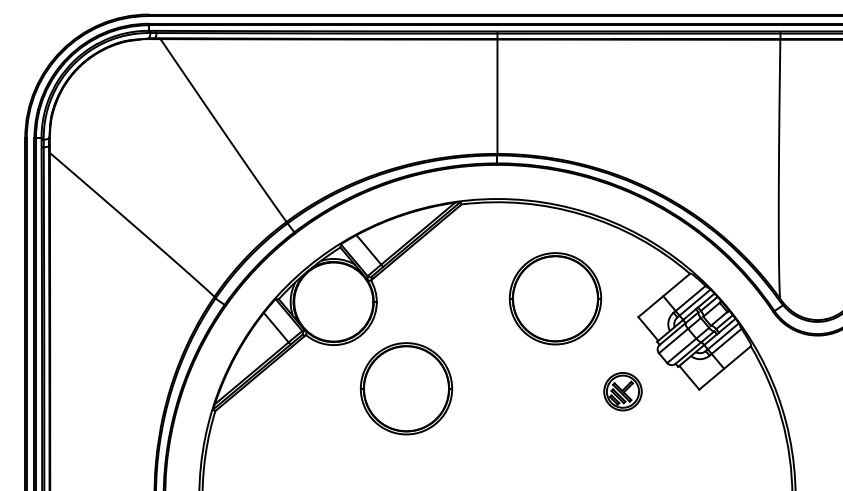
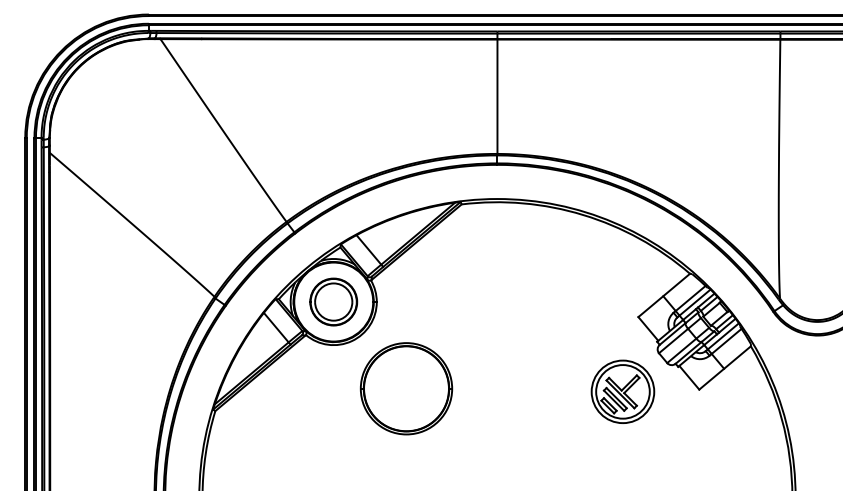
part: present -> none (555, 298)
part: none -> present (333, 301)
part size: 40x40 px -> 66x65 px (622, 391)
